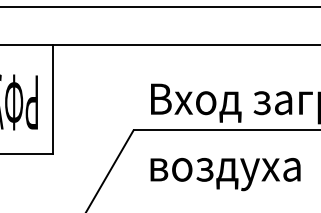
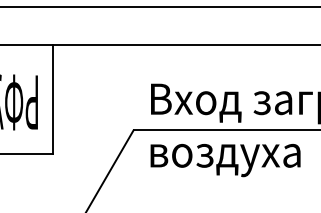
text position: (225, 174) -> (225, 160) (225, 160)
